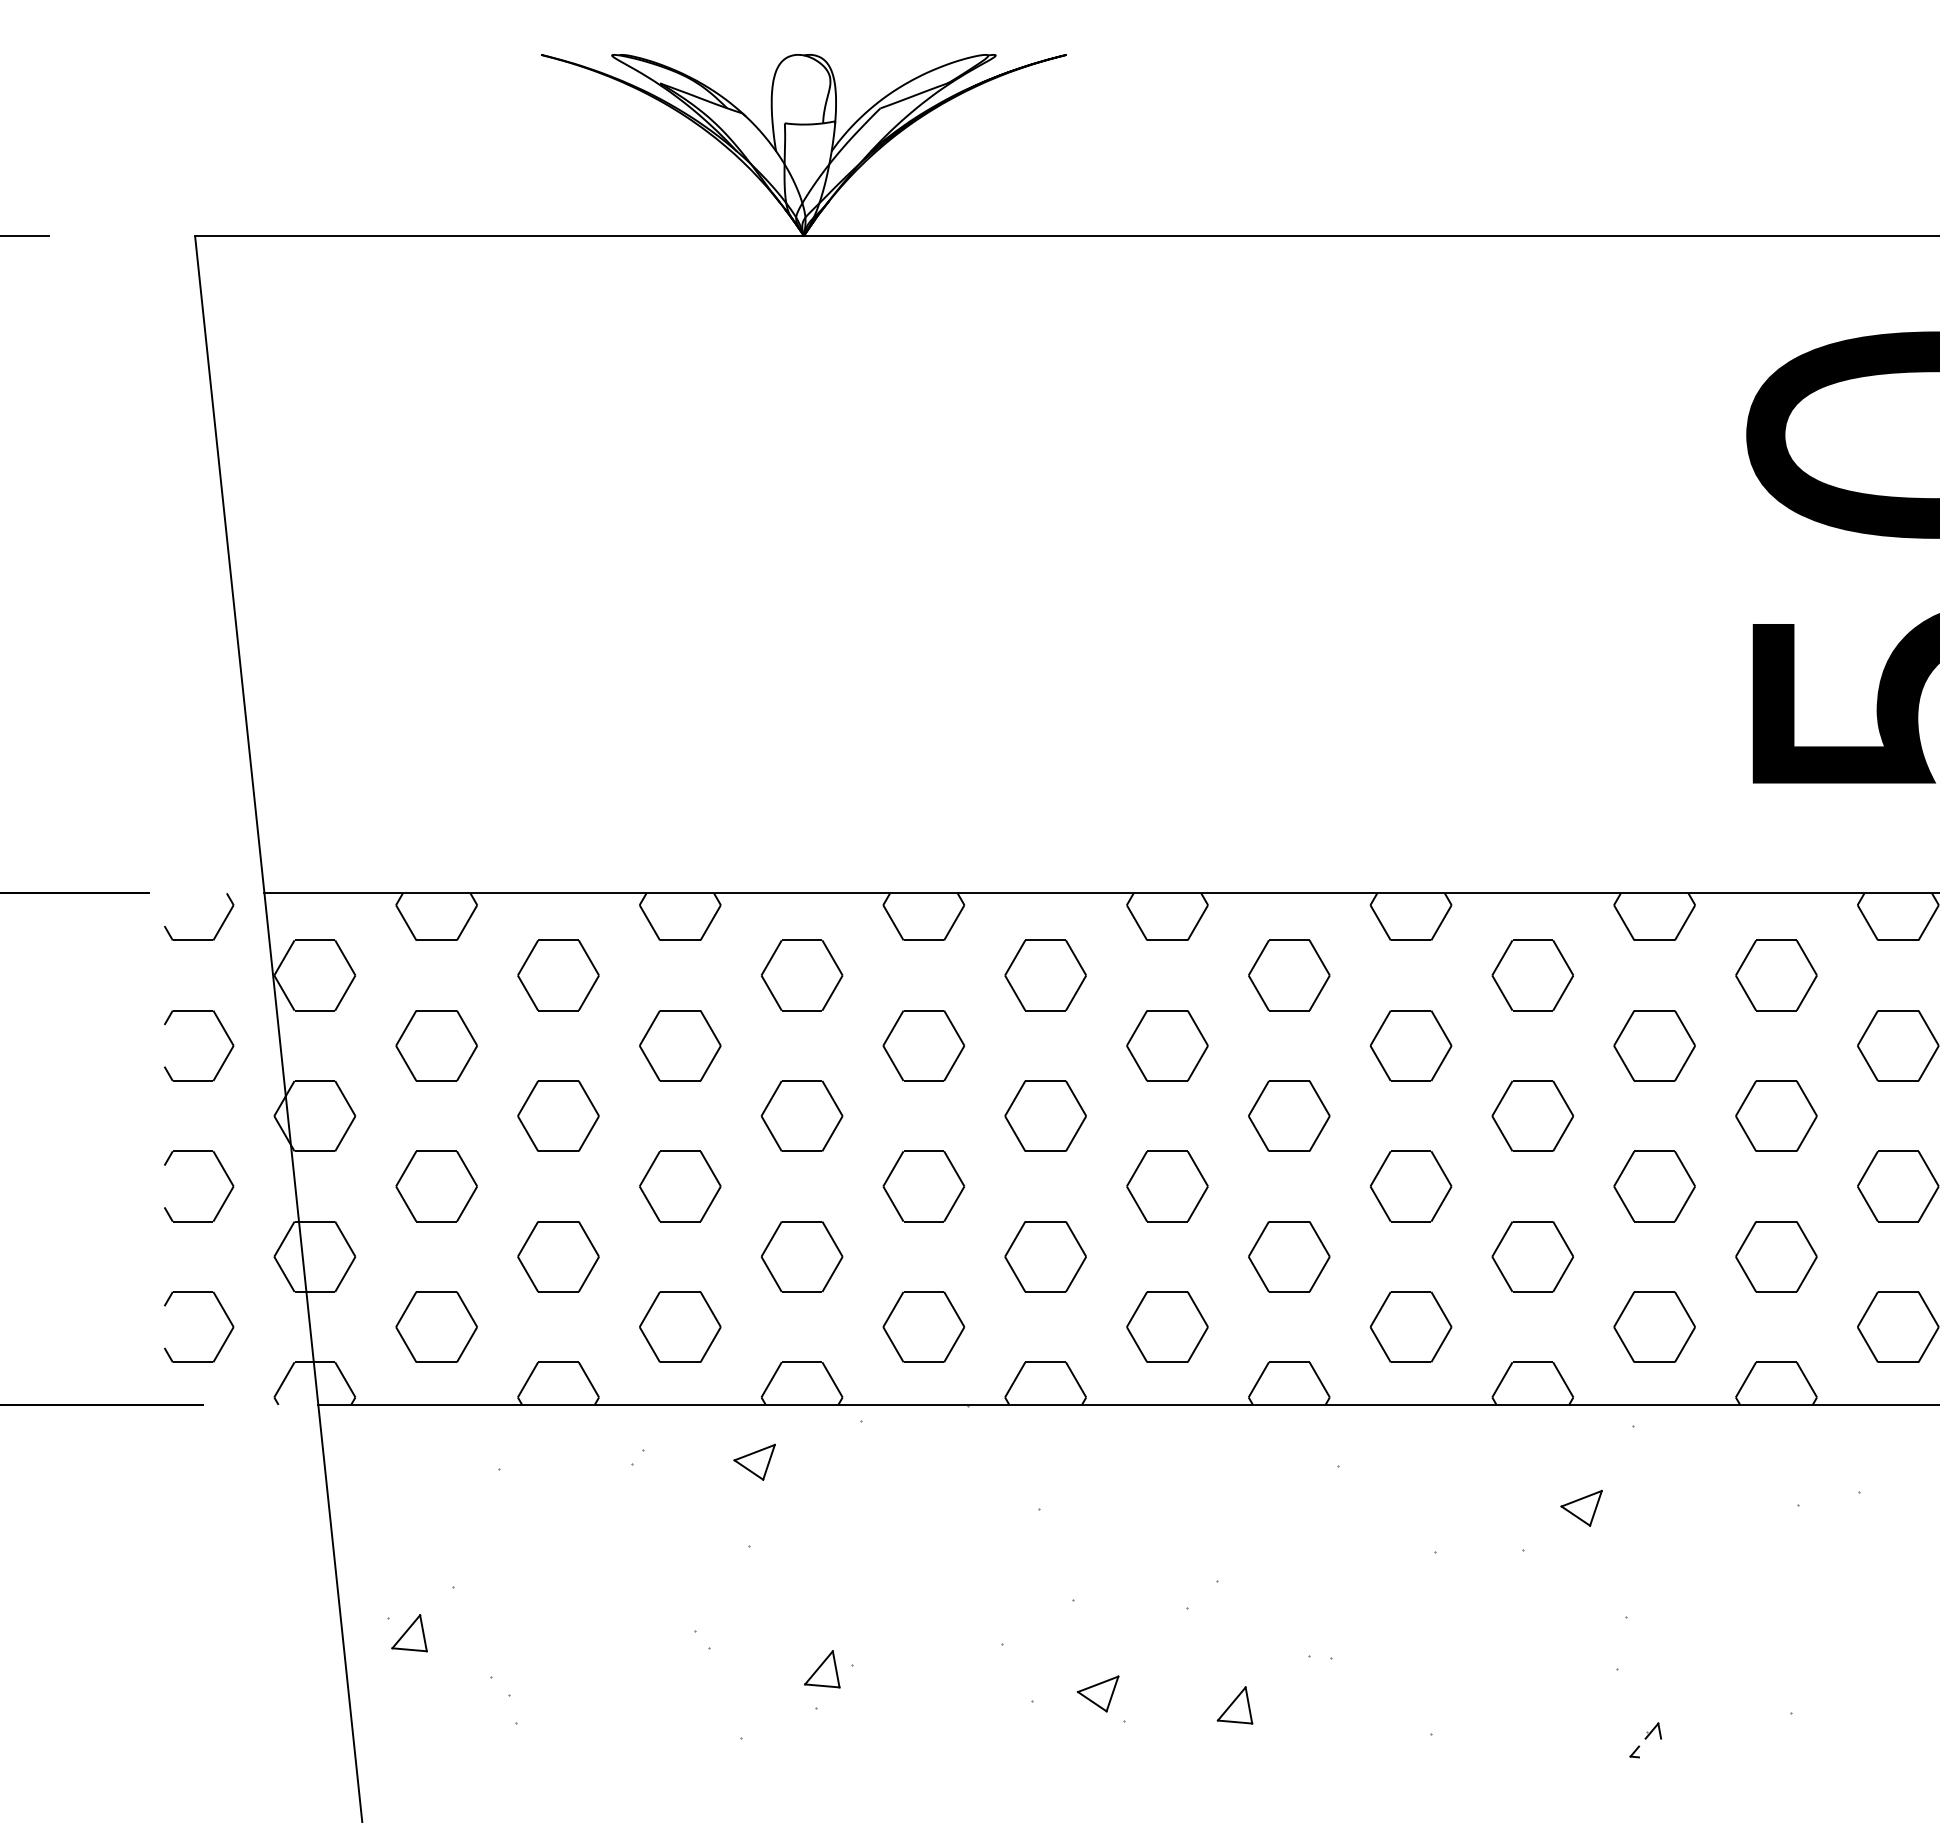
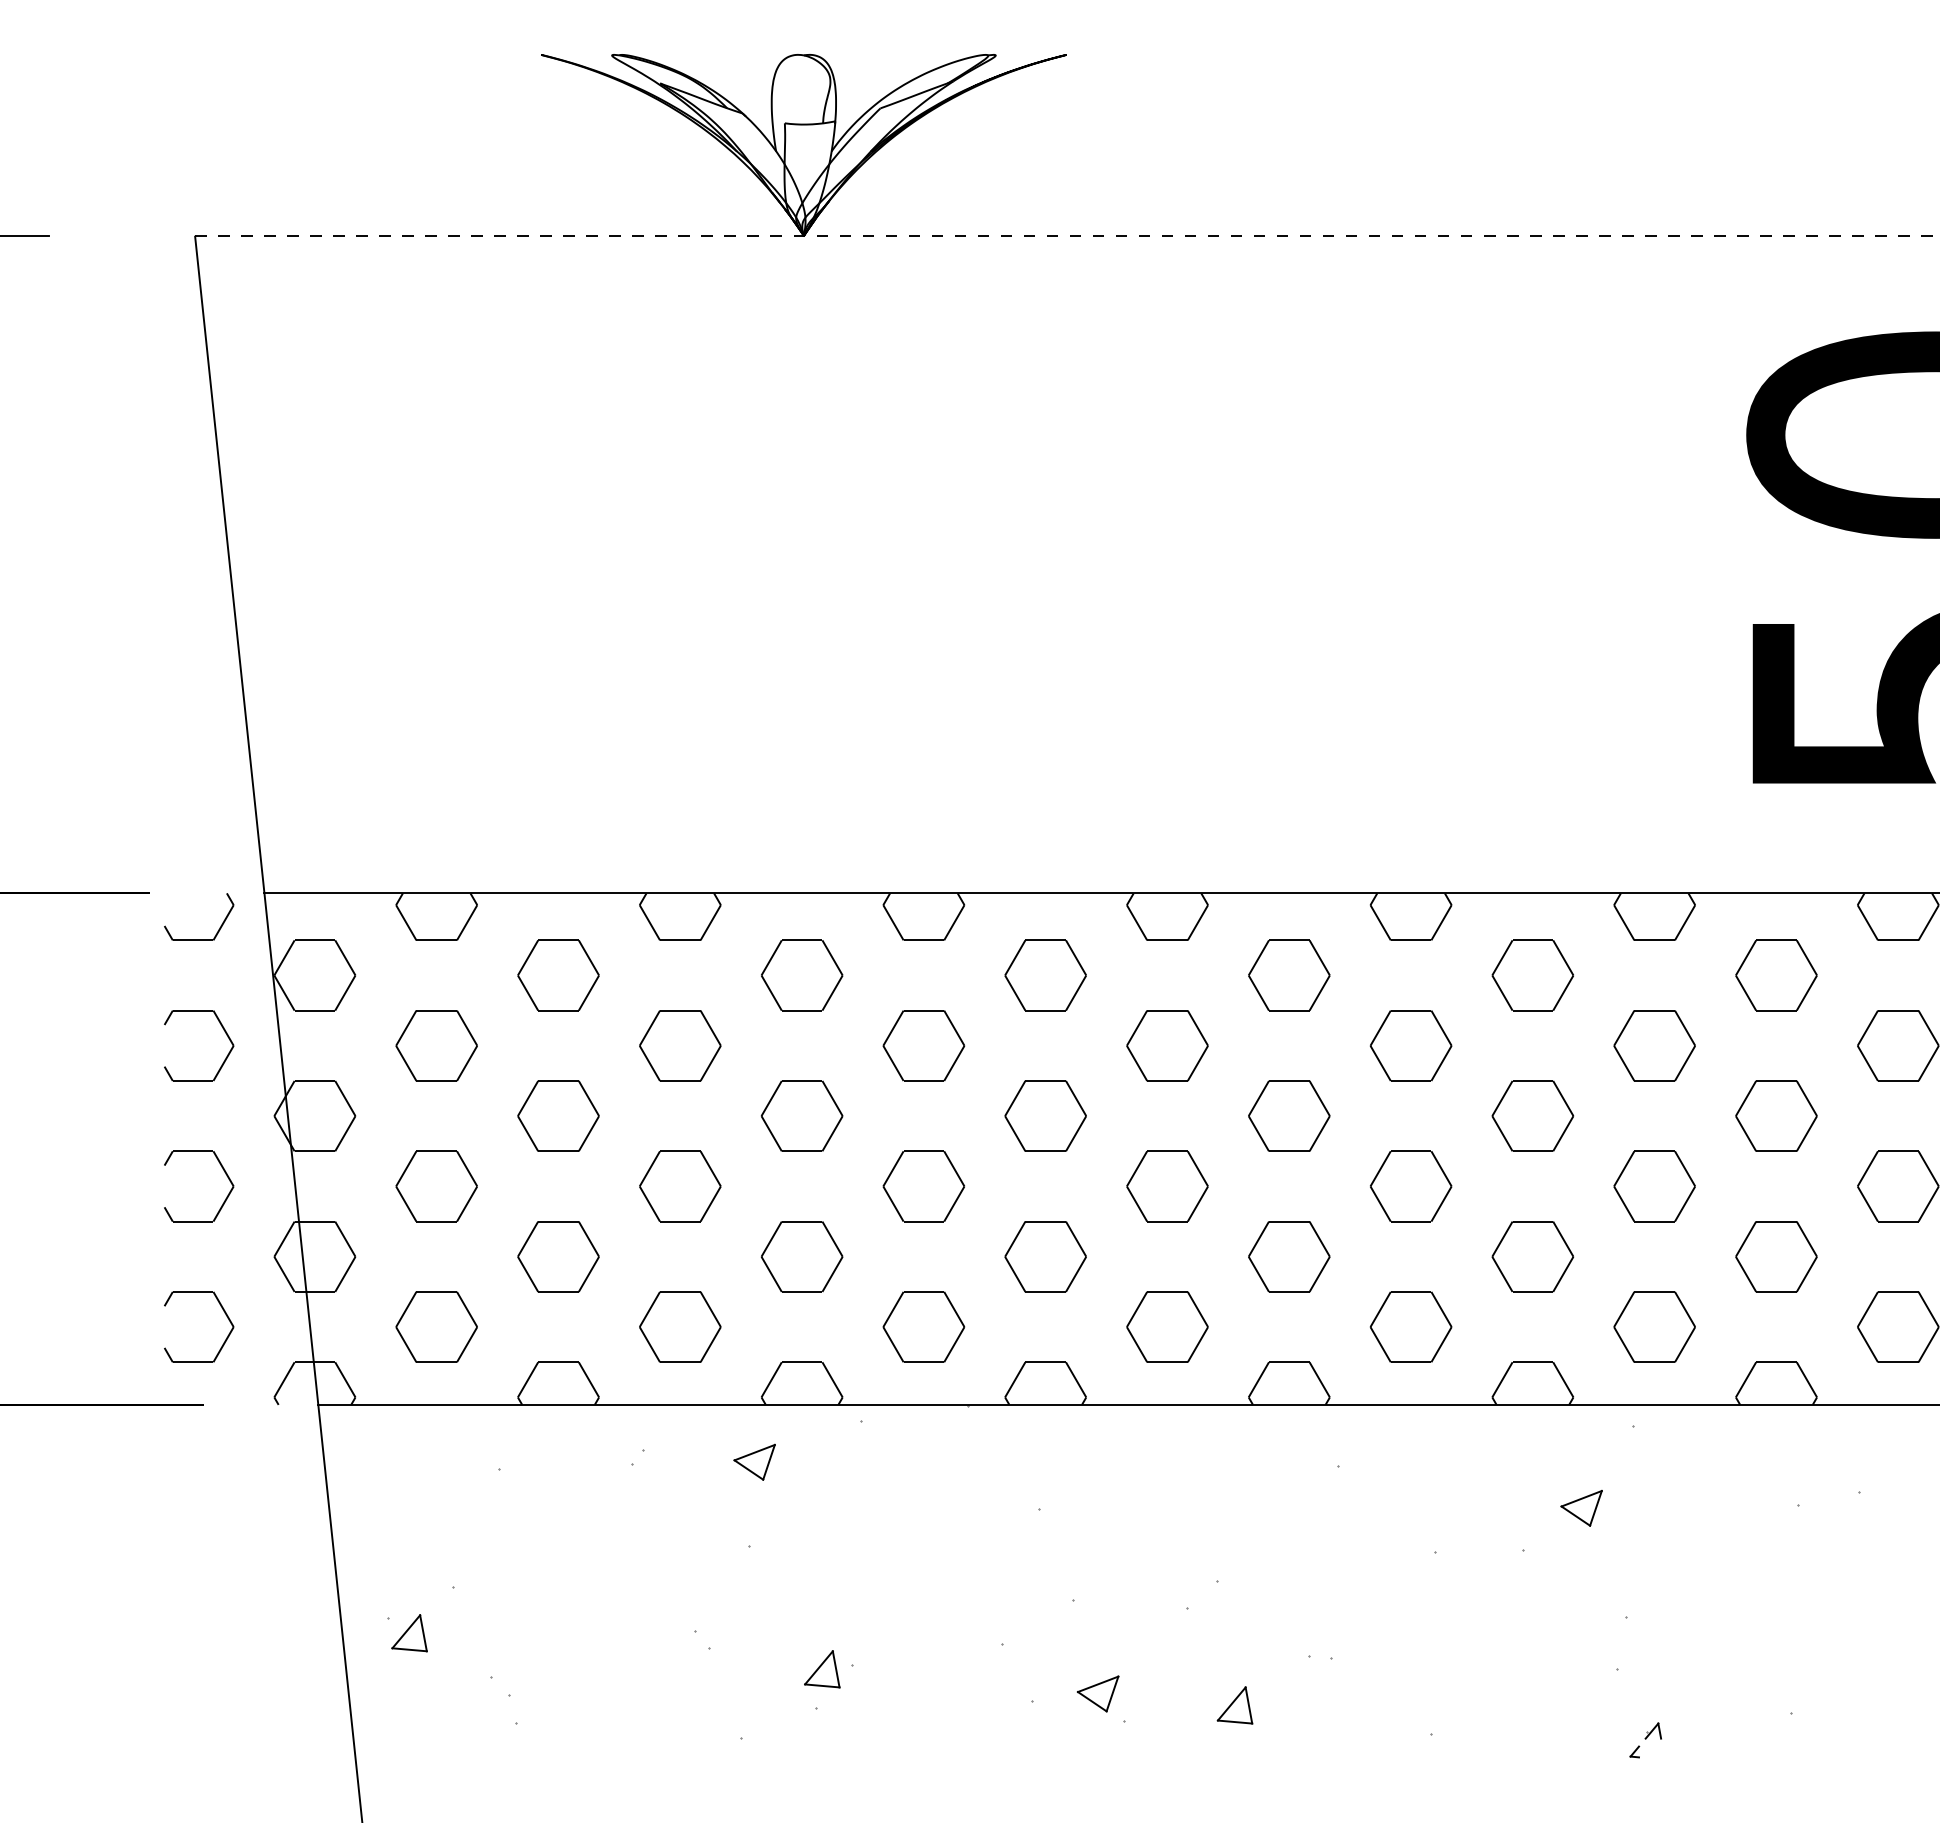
line: solid -> dashed (1067, 235)
